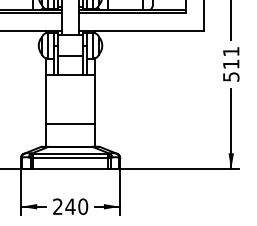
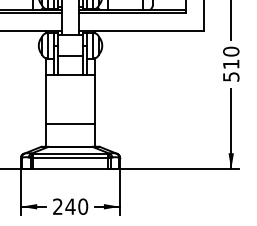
text: 511 -> 510 (231, 51)
